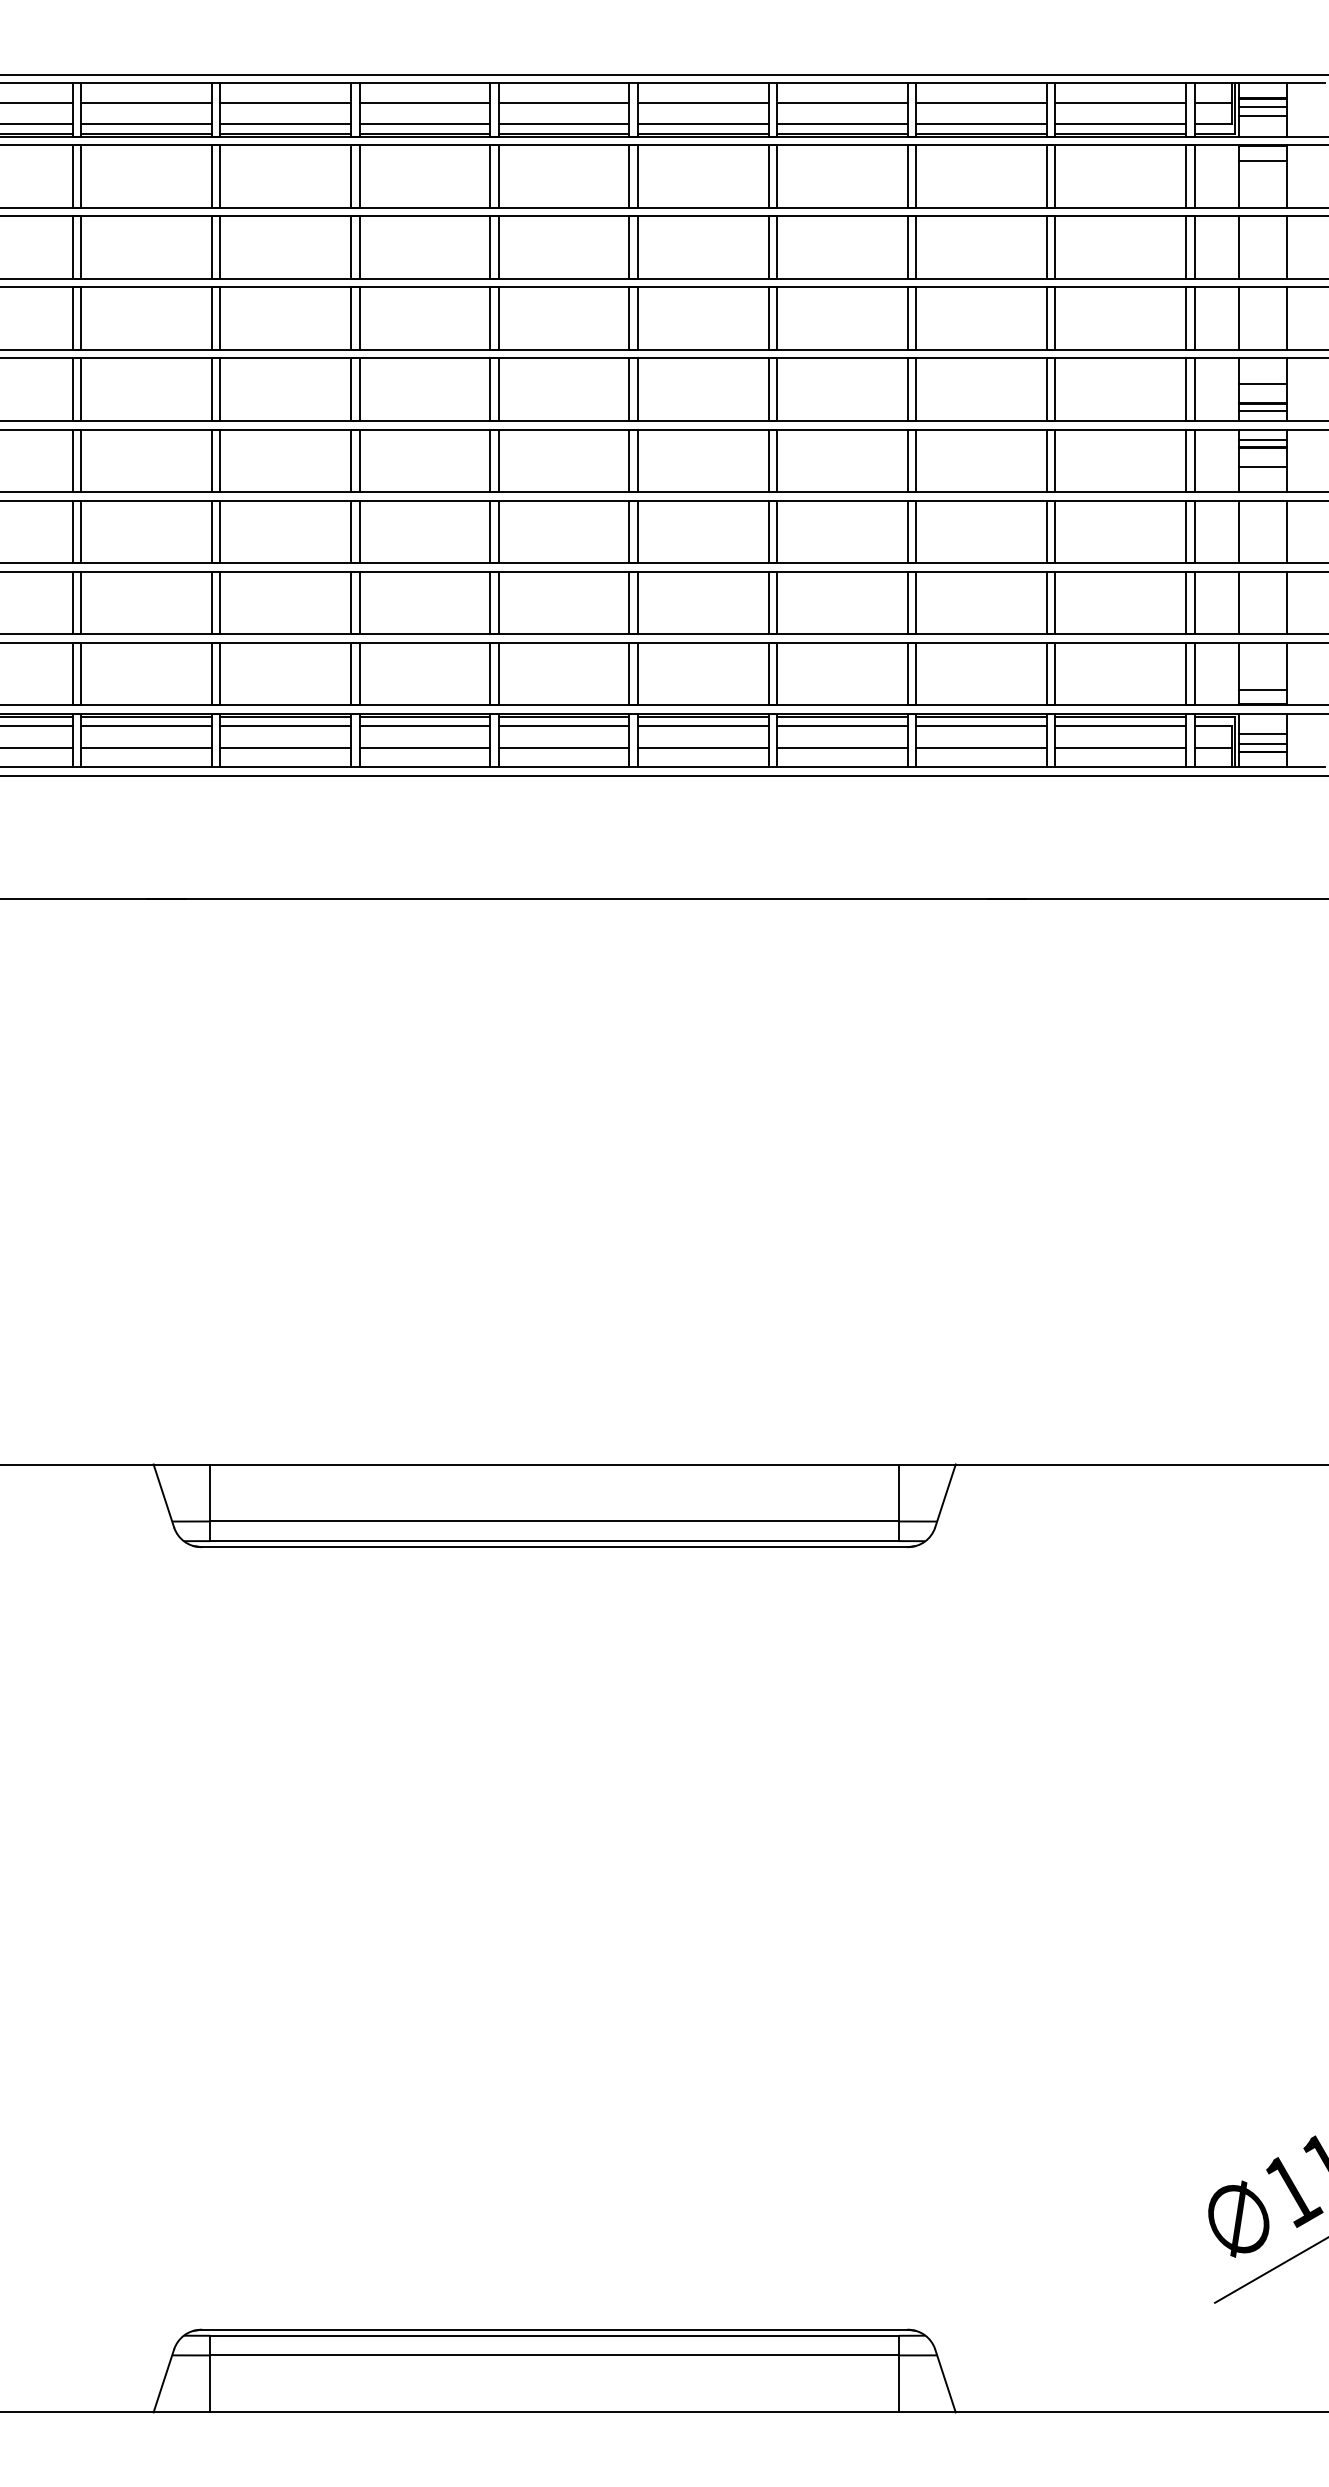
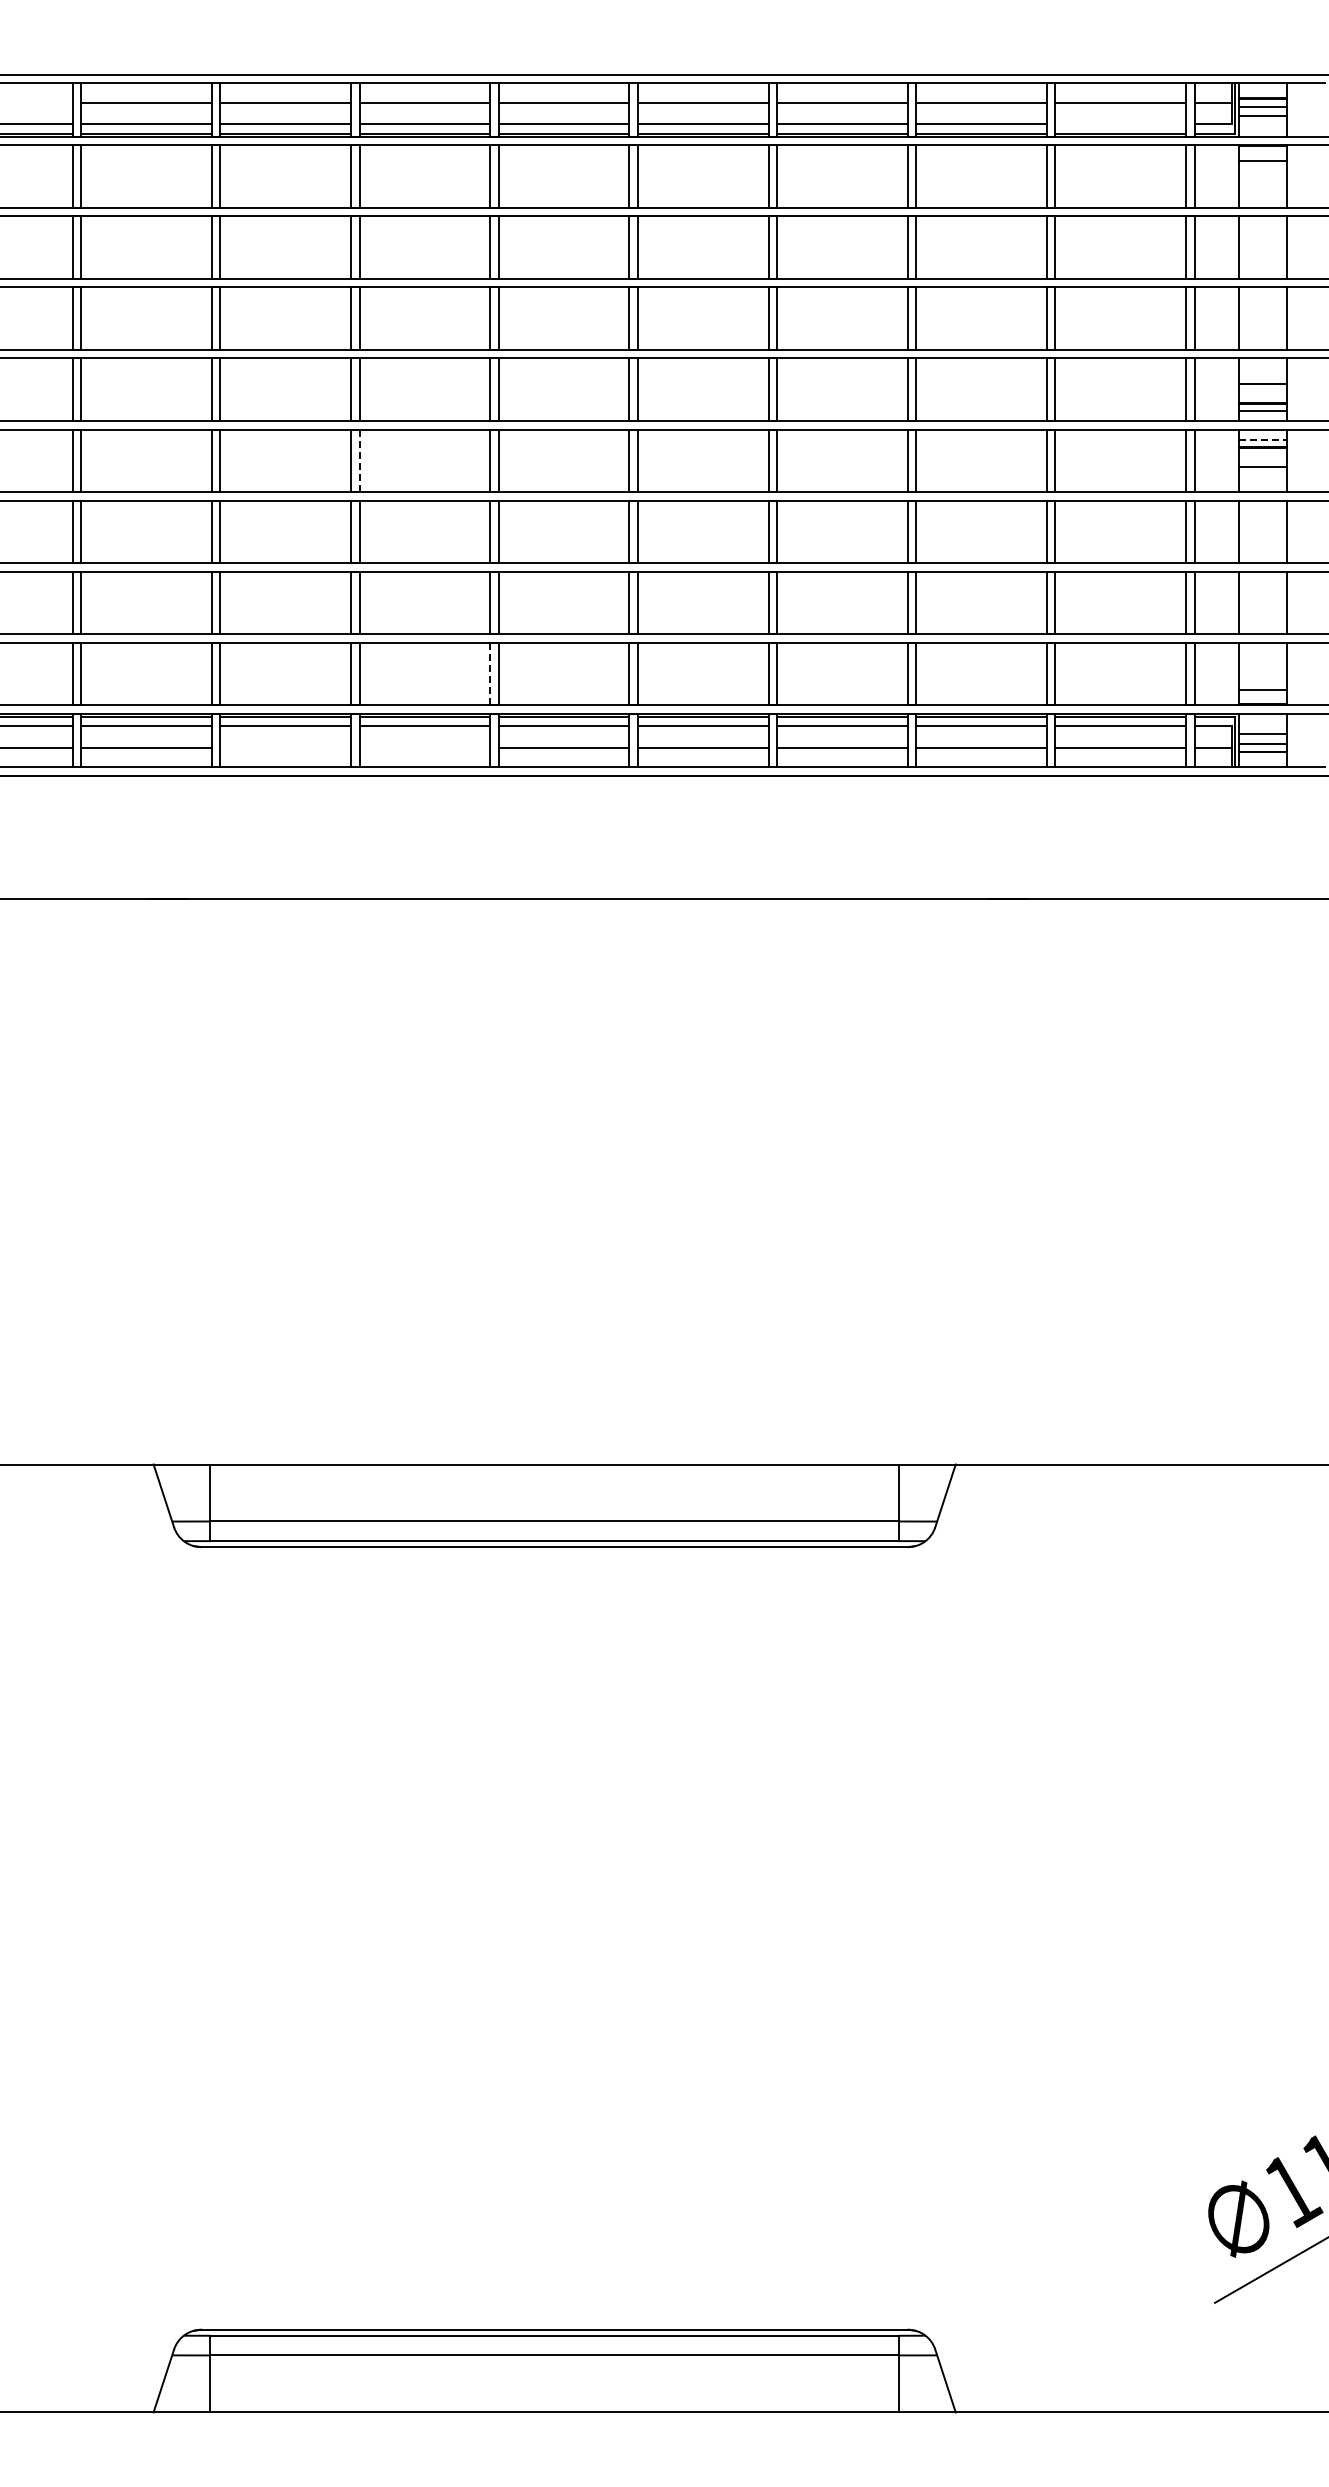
line: present -> none (37, 103)
line: present -> none (1120, 124)
line: solid -> dashed (1263, 439)
line: solid -> dashed (359, 460)
line: solid -> dashed (490, 673)
line: present -> none (285, 747)
line: present -> none (424, 747)
